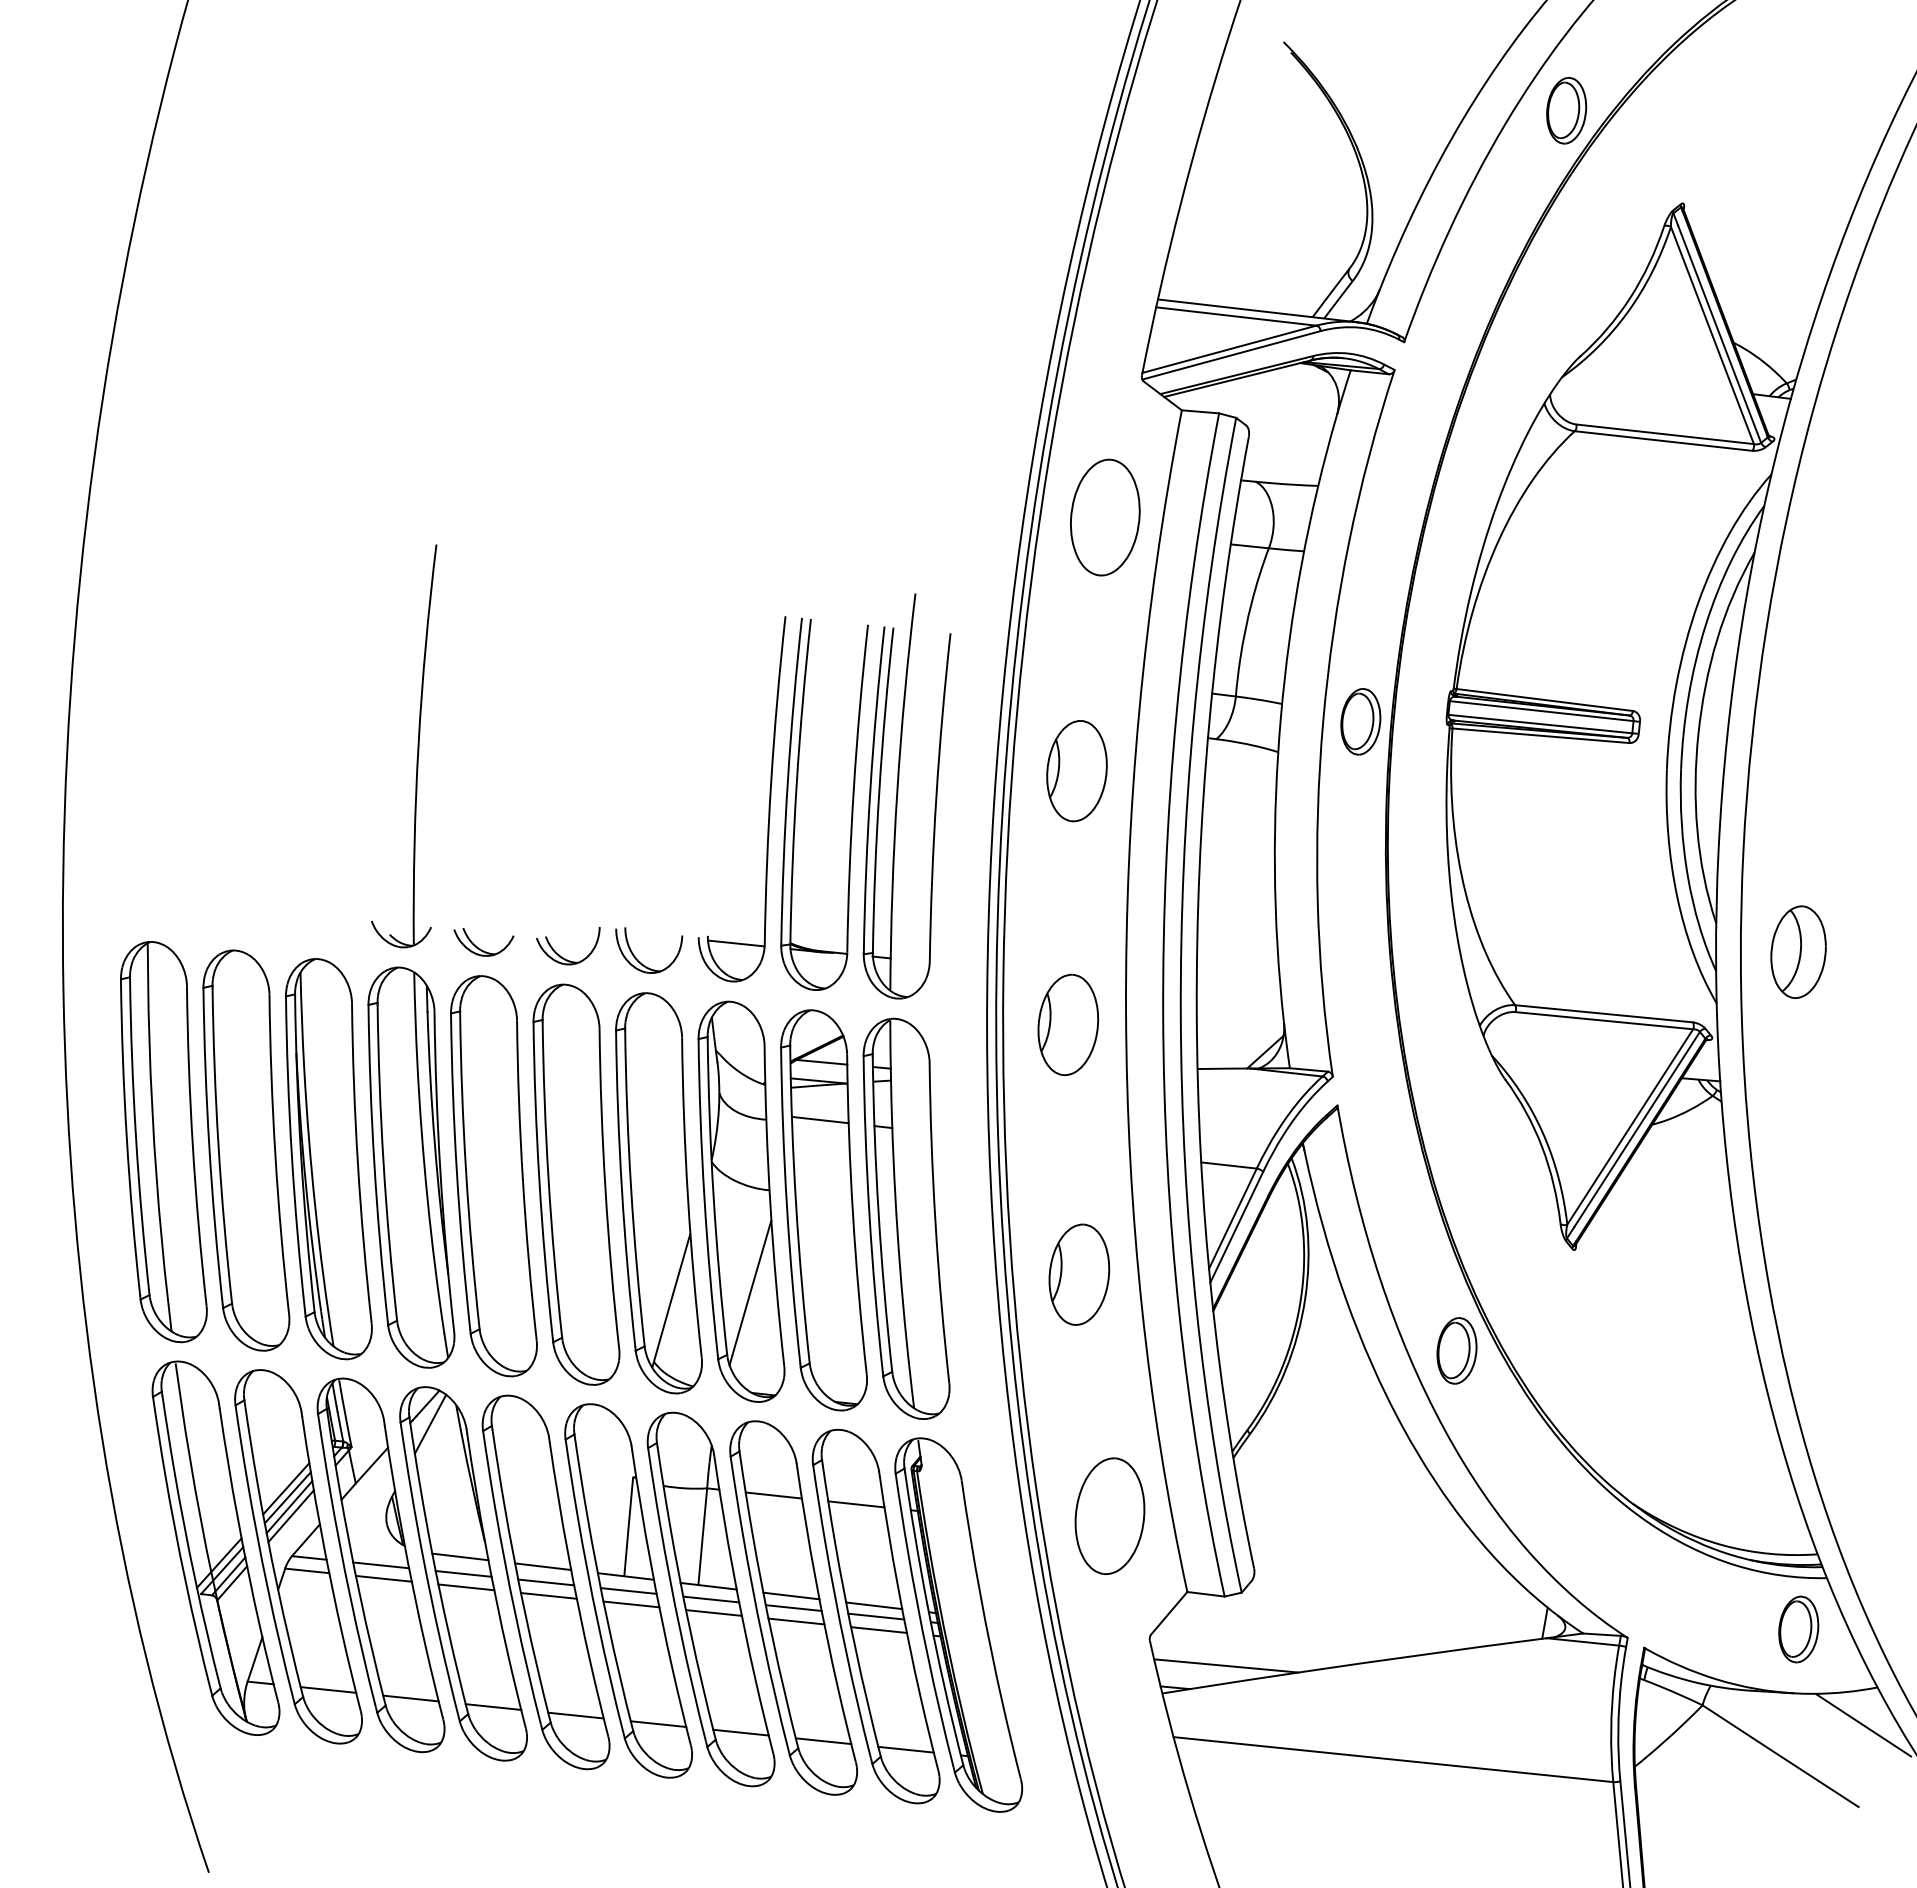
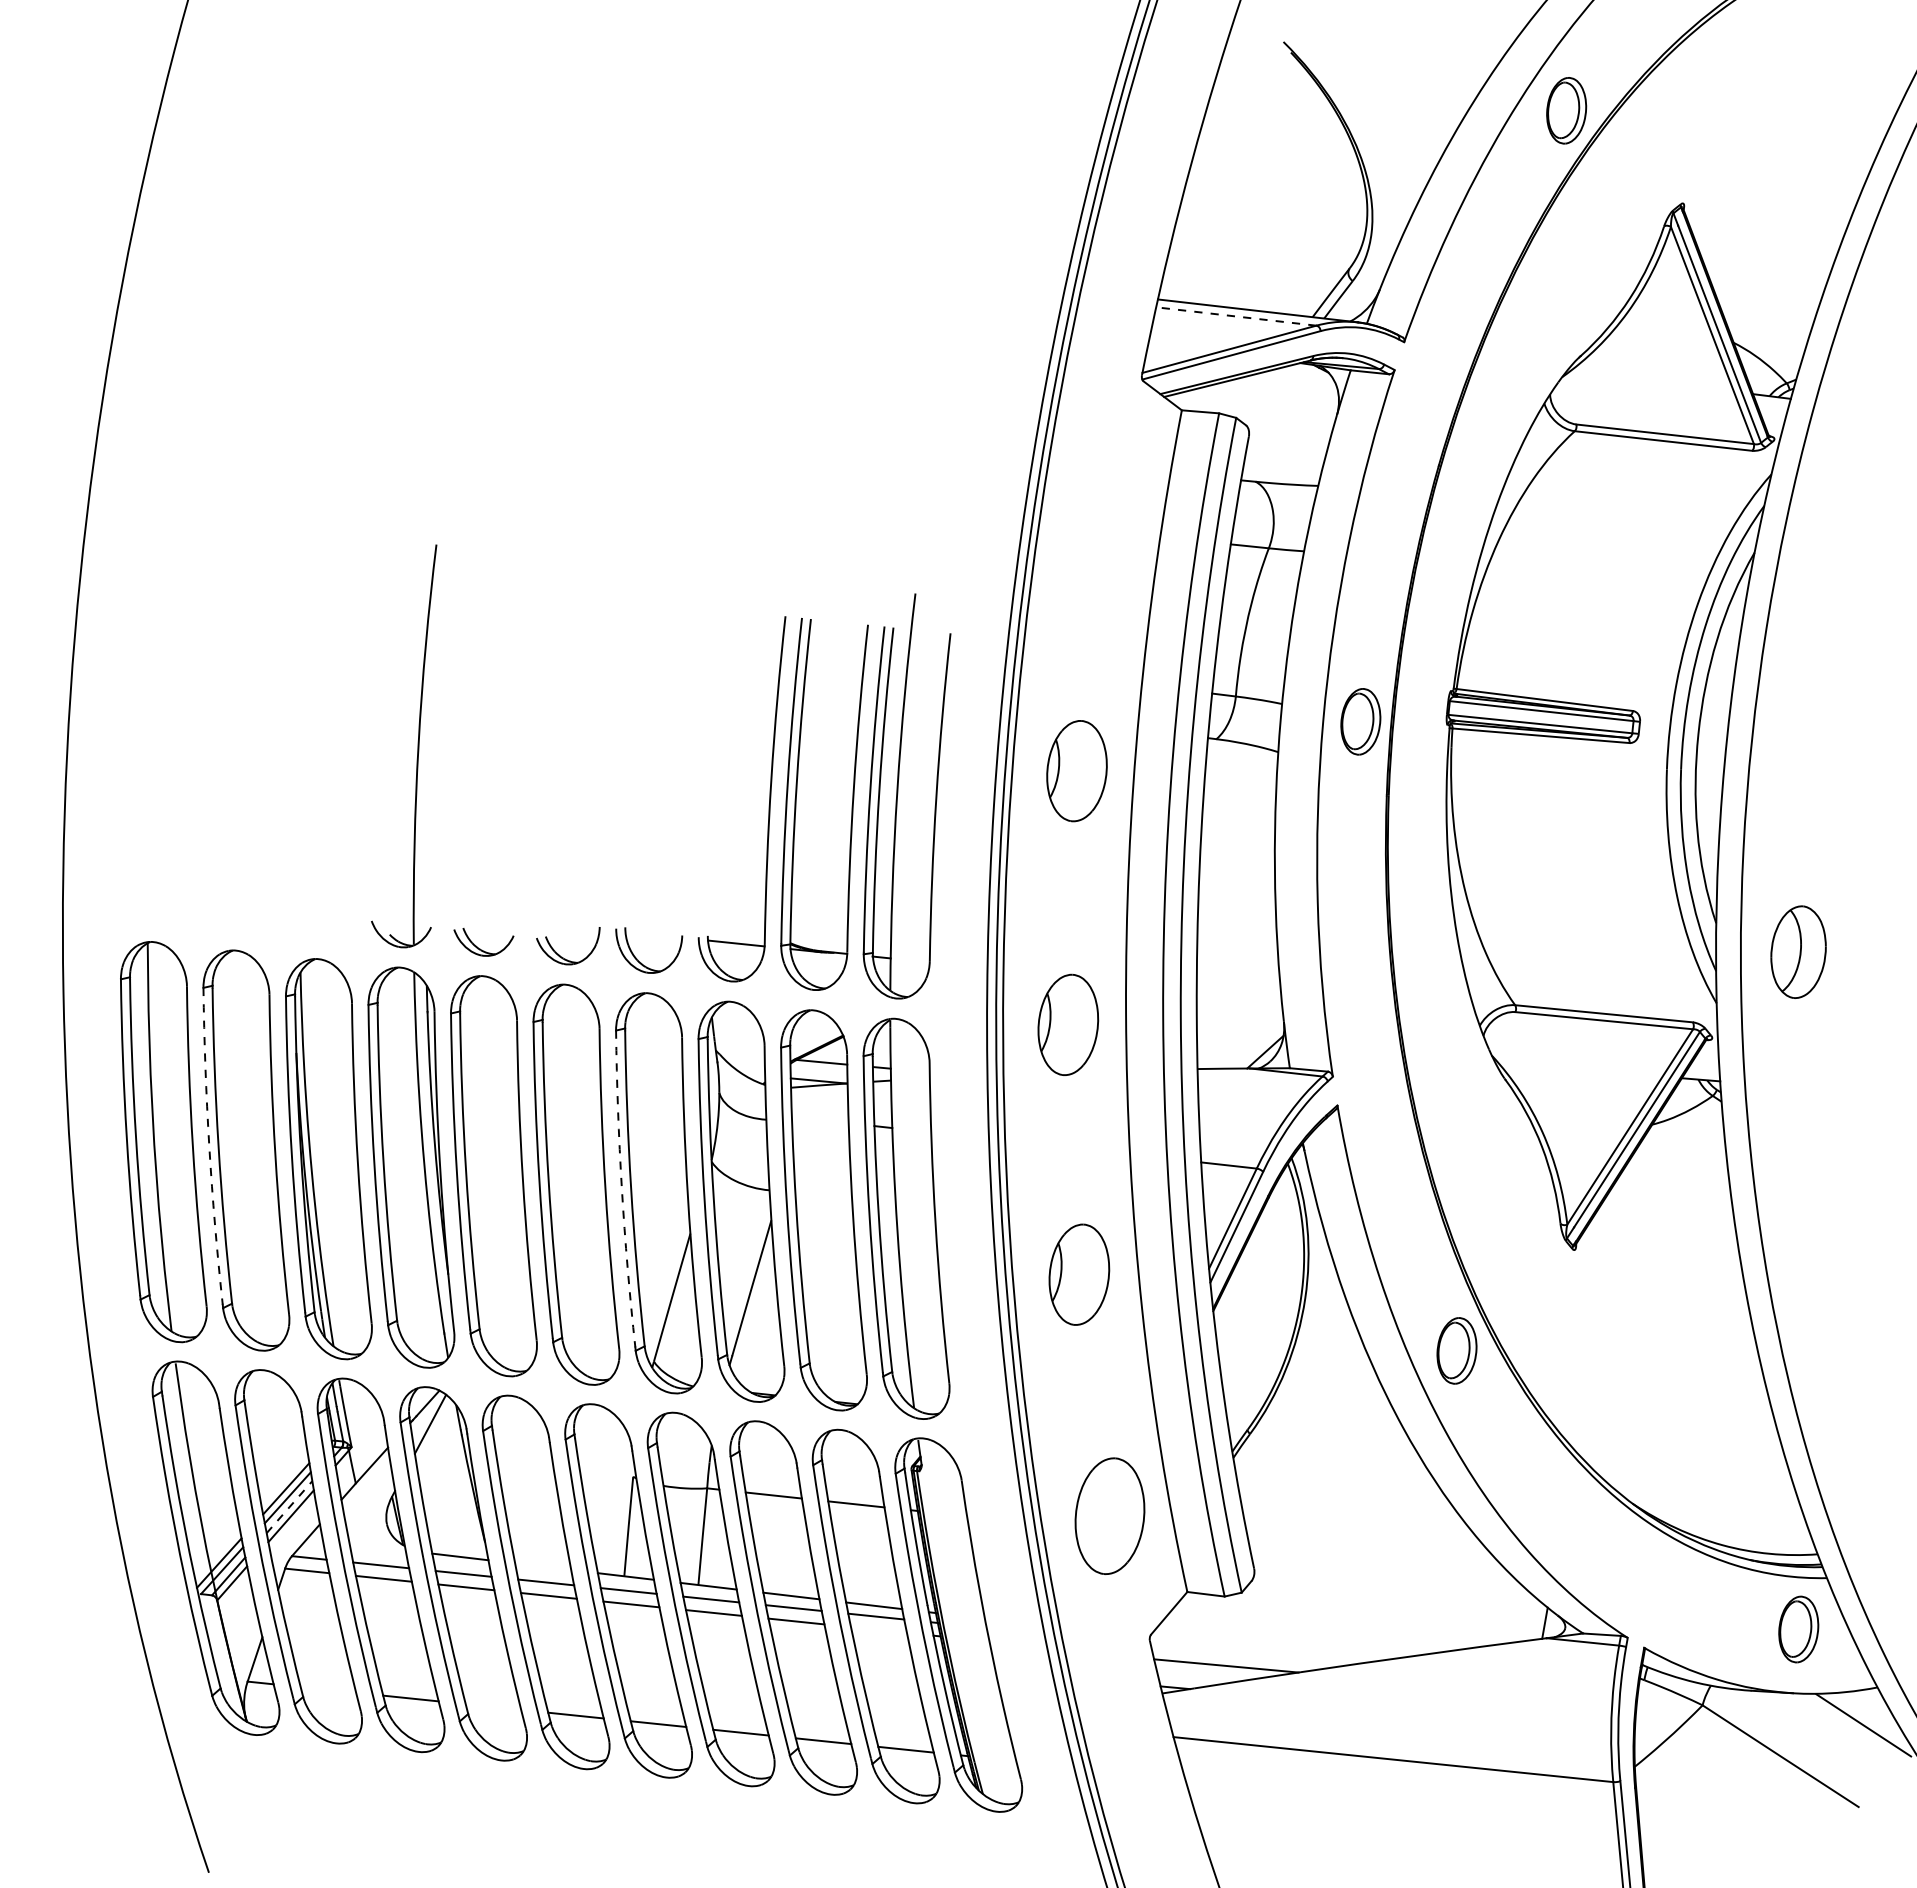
line: solid -> dashed (1236, 316)
part: present -> none (1105, 517)
line: present -> none (820, 1119)
arc: solid -> dashed (209, 1146)
arc: solid -> dashed (621, 1189)
line: solid -> dashed (289, 1507)
line: present -> none (543, 1566)
line: present -> none (878, 1629)
line: present -> none (328, 1689)
line: present -> none (493, 1706)
